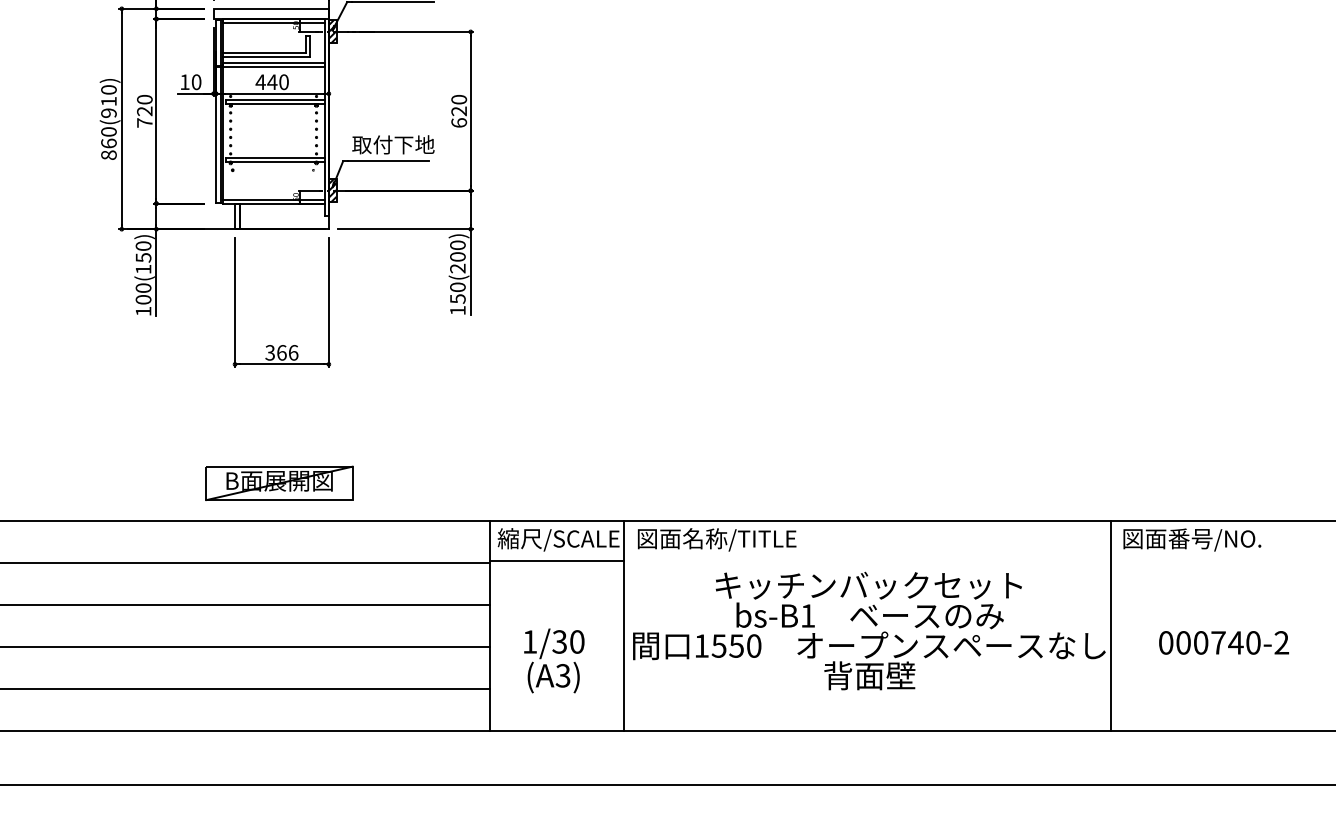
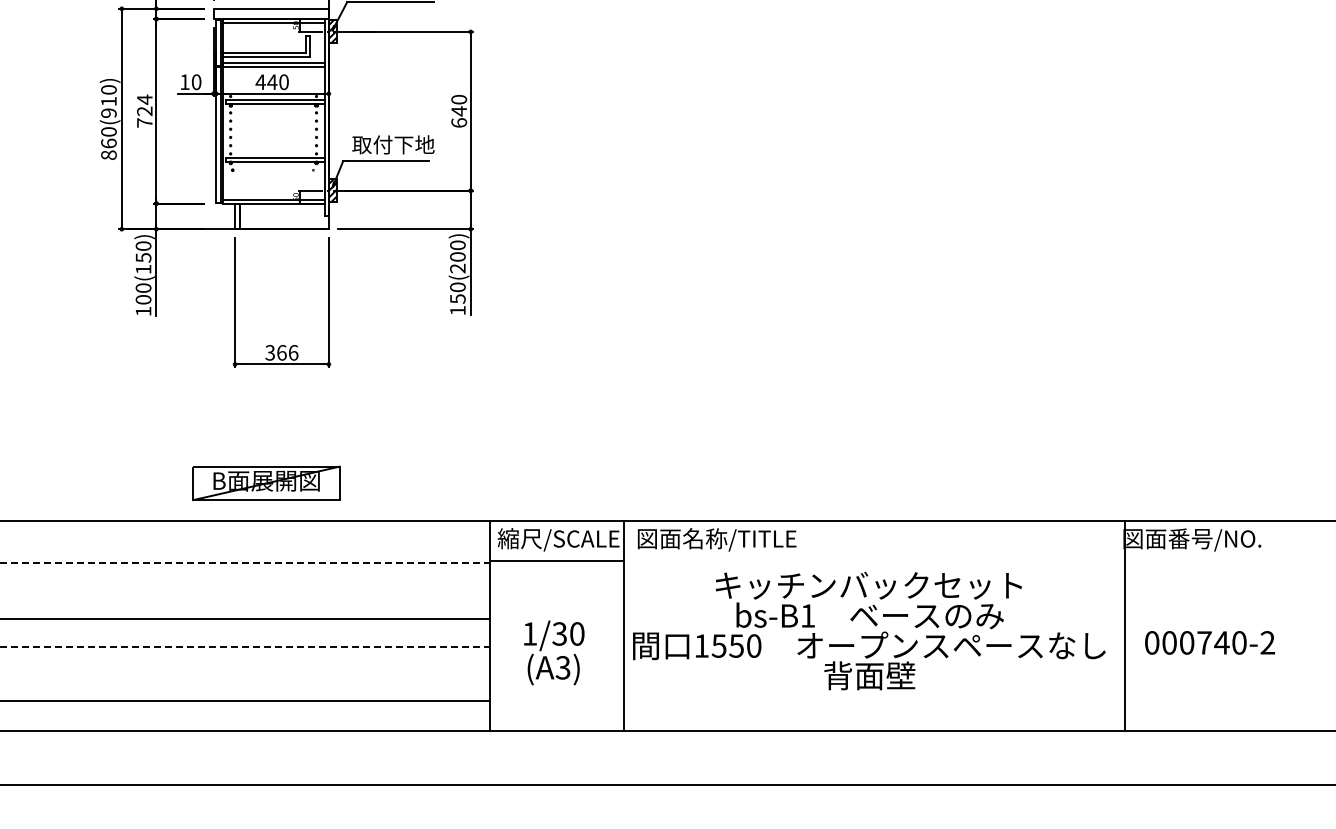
text: 720 -> 724 (144, 99)
text: 620 -> 640 (458, 111)
part position: (279, 482) -> (266, 482) (266, 482)
line: solid -> dashed (245, 563)
line position: (245, 604) -> (245, 618) (245, 618)
line position: (1111, 625) -> (1125, 625) (1125, 625)
text position: (1223, 642) -> (1209, 642) (1209, 642)
line: solid -> dashed (245, 646)
text position: (554, 660) -> (554, 652) (554, 652)
line position: (245, 688) -> (245, 700) (245, 700)
